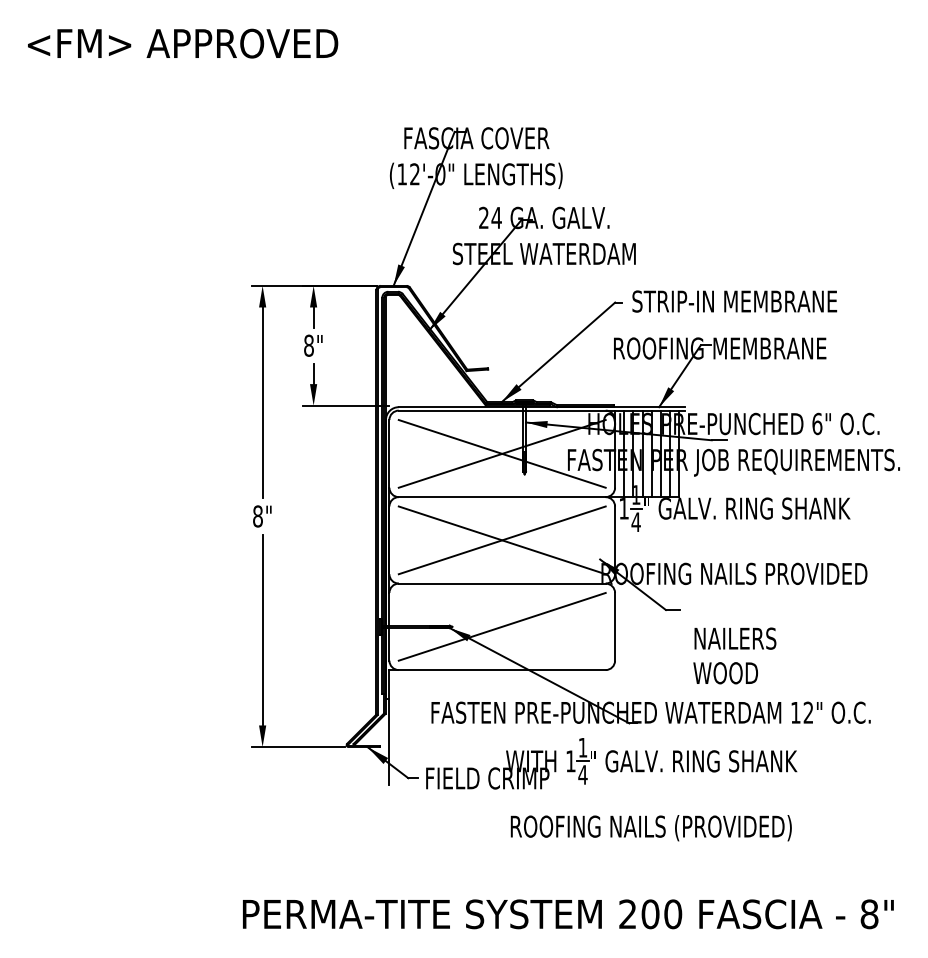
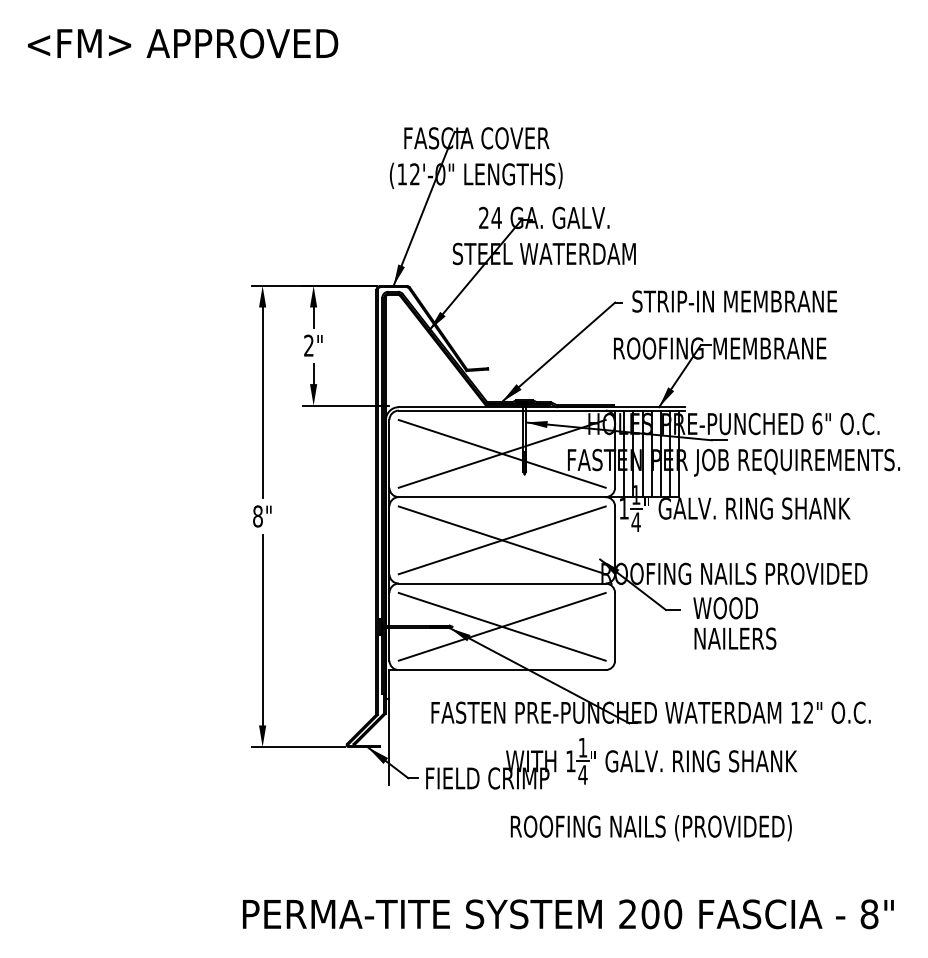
text: 8" -> 2" (308, 345)
line: none -> present (501, 626)
text position: (725, 673) -> (725, 608) (725, 608)
